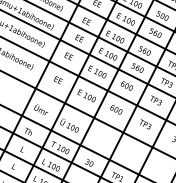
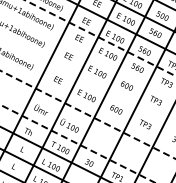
line: solid -> dashed (100, 38)
line: present -> none (87, 53)
line: present -> none (87, 80)
line: solid -> dashed (87, 114)
line: solid -> dashed (77, 143)
